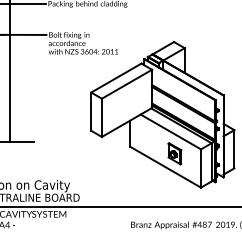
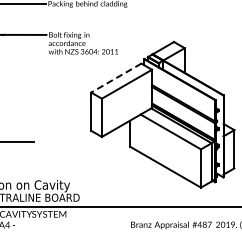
line: present -> none (10, 71)
line: solid -> dashed (116, 78)
part: present -> none (174, 153)
